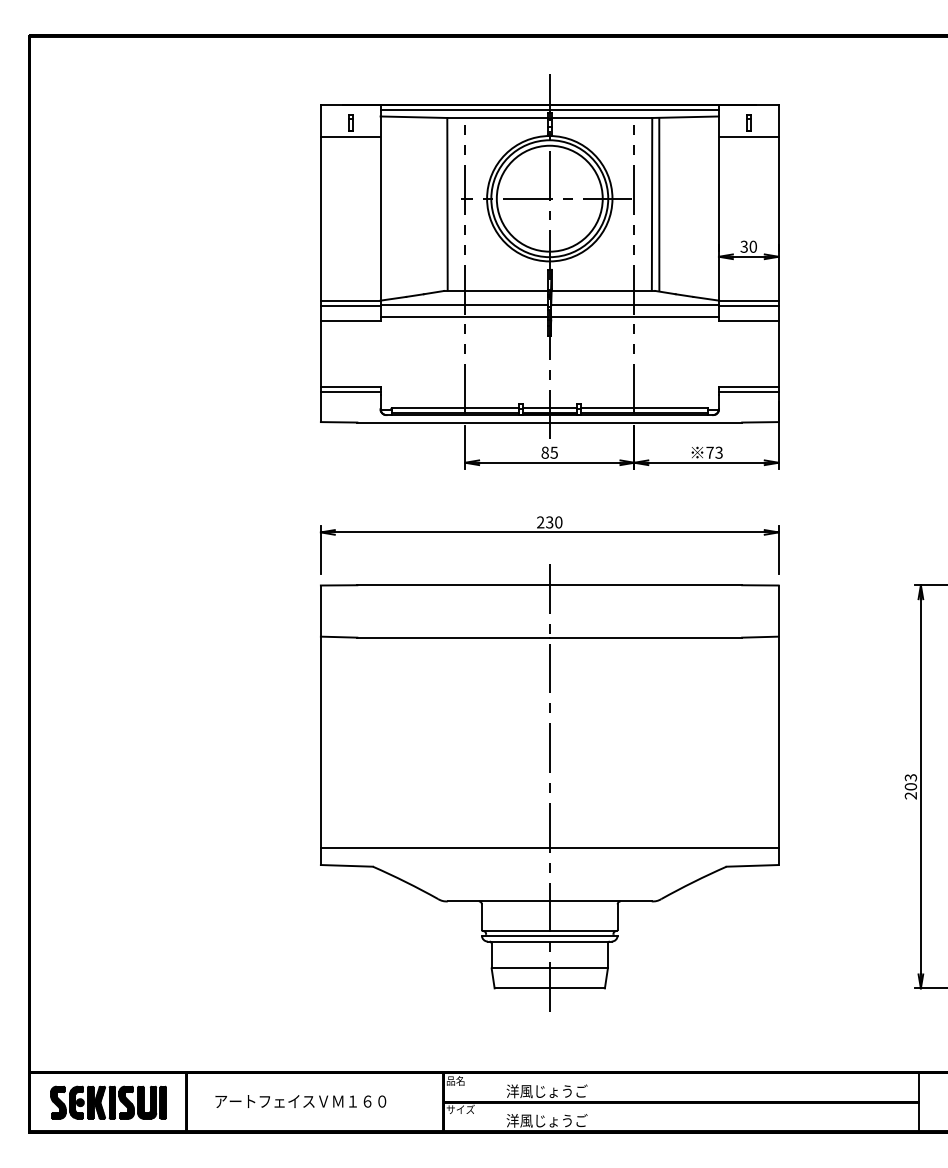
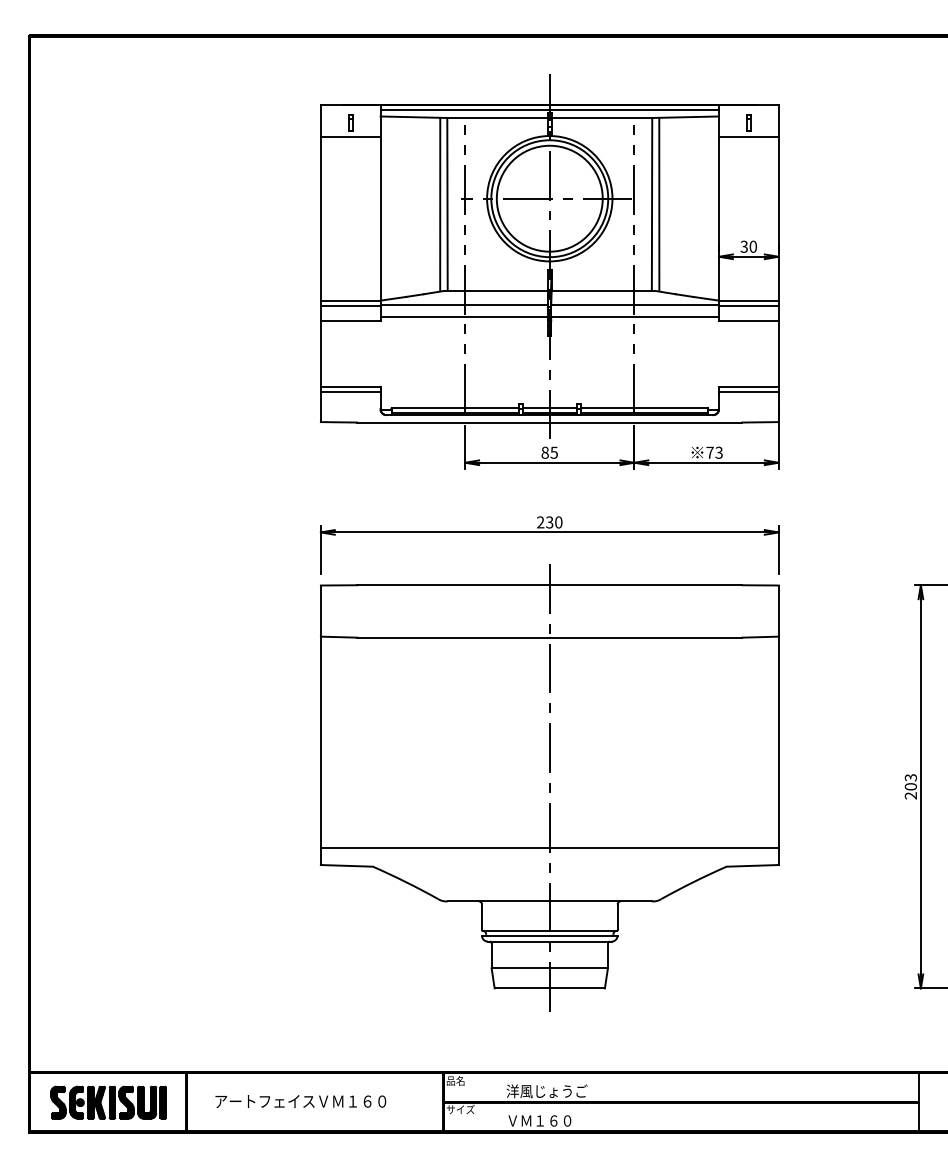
line: none -> present (440, 204)
text: 洋風じょうご -> ＶＭ１６０ (546, 1120)
